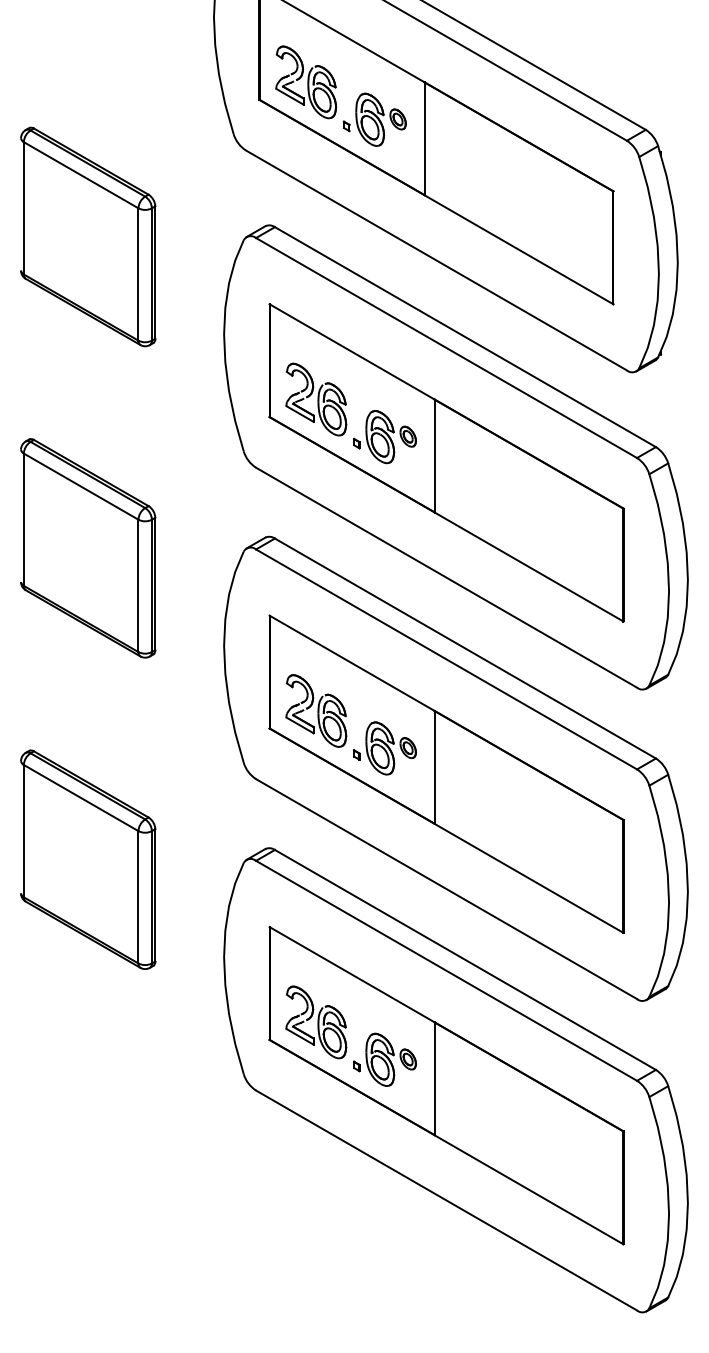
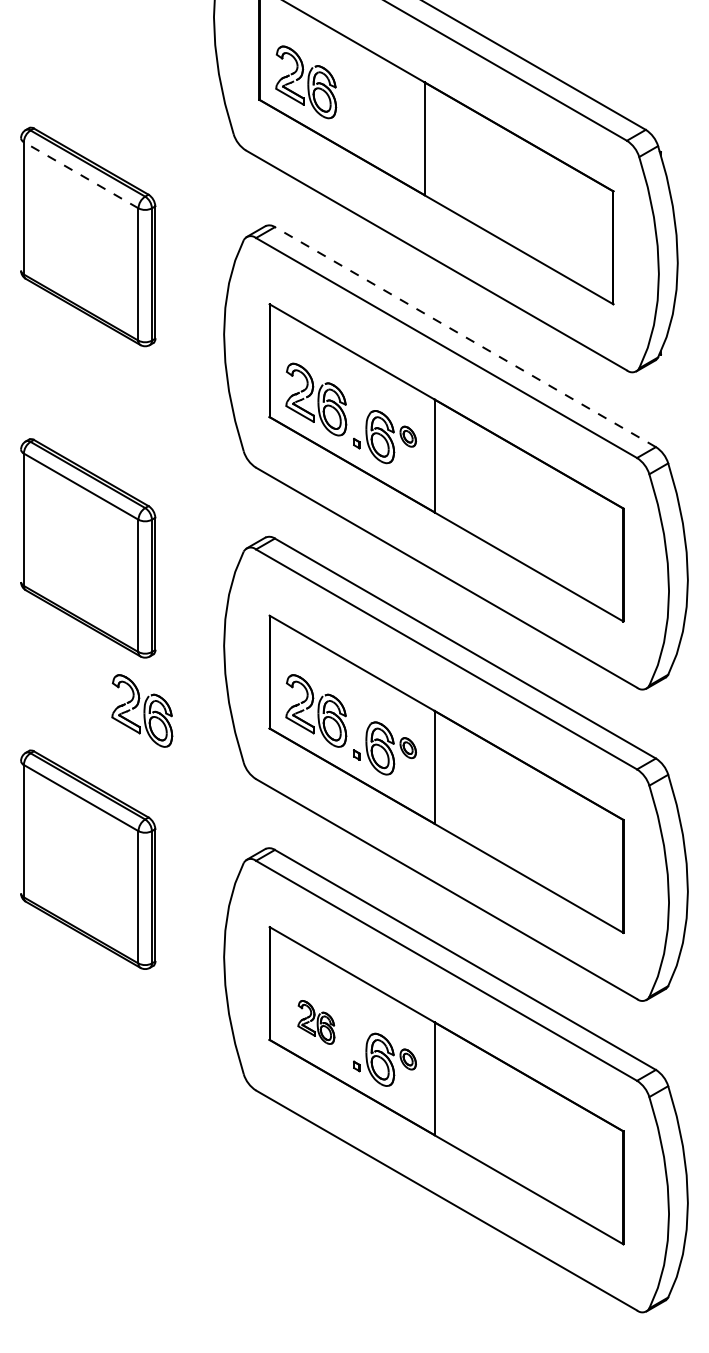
part: present -> none (374, 119)
line: solid -> dashed (80, 174)
line: solid -> dashed (465, 337)
part: none -> present (142, 710)
part size: 63x75 px -> 39x45 px (316, 1022)
